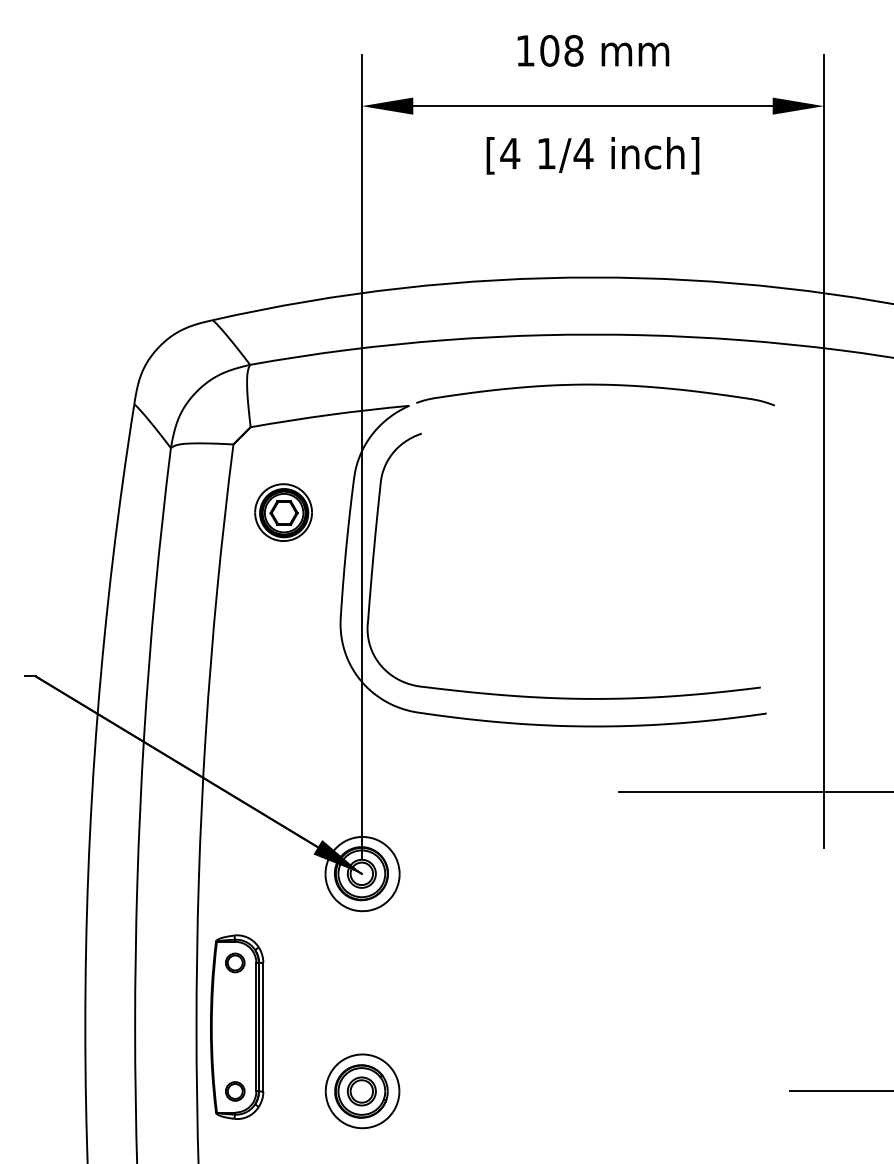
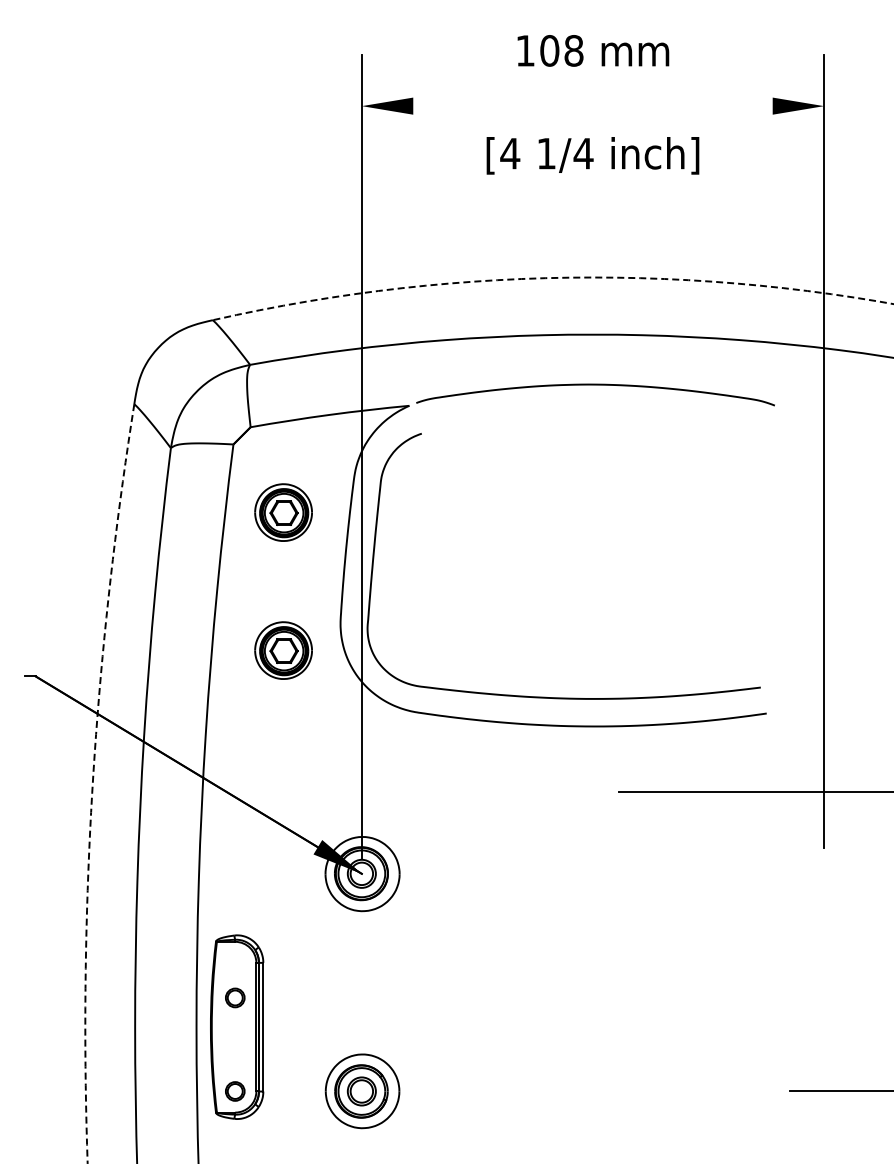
line: present -> none (592, 106)
arc: solid -> dashed (551, 278)
part: none -> present (283, 650)
arc: solid -> dashed (92, 784)
part position: (235, 962) -> (235, 997) (235, 997)
